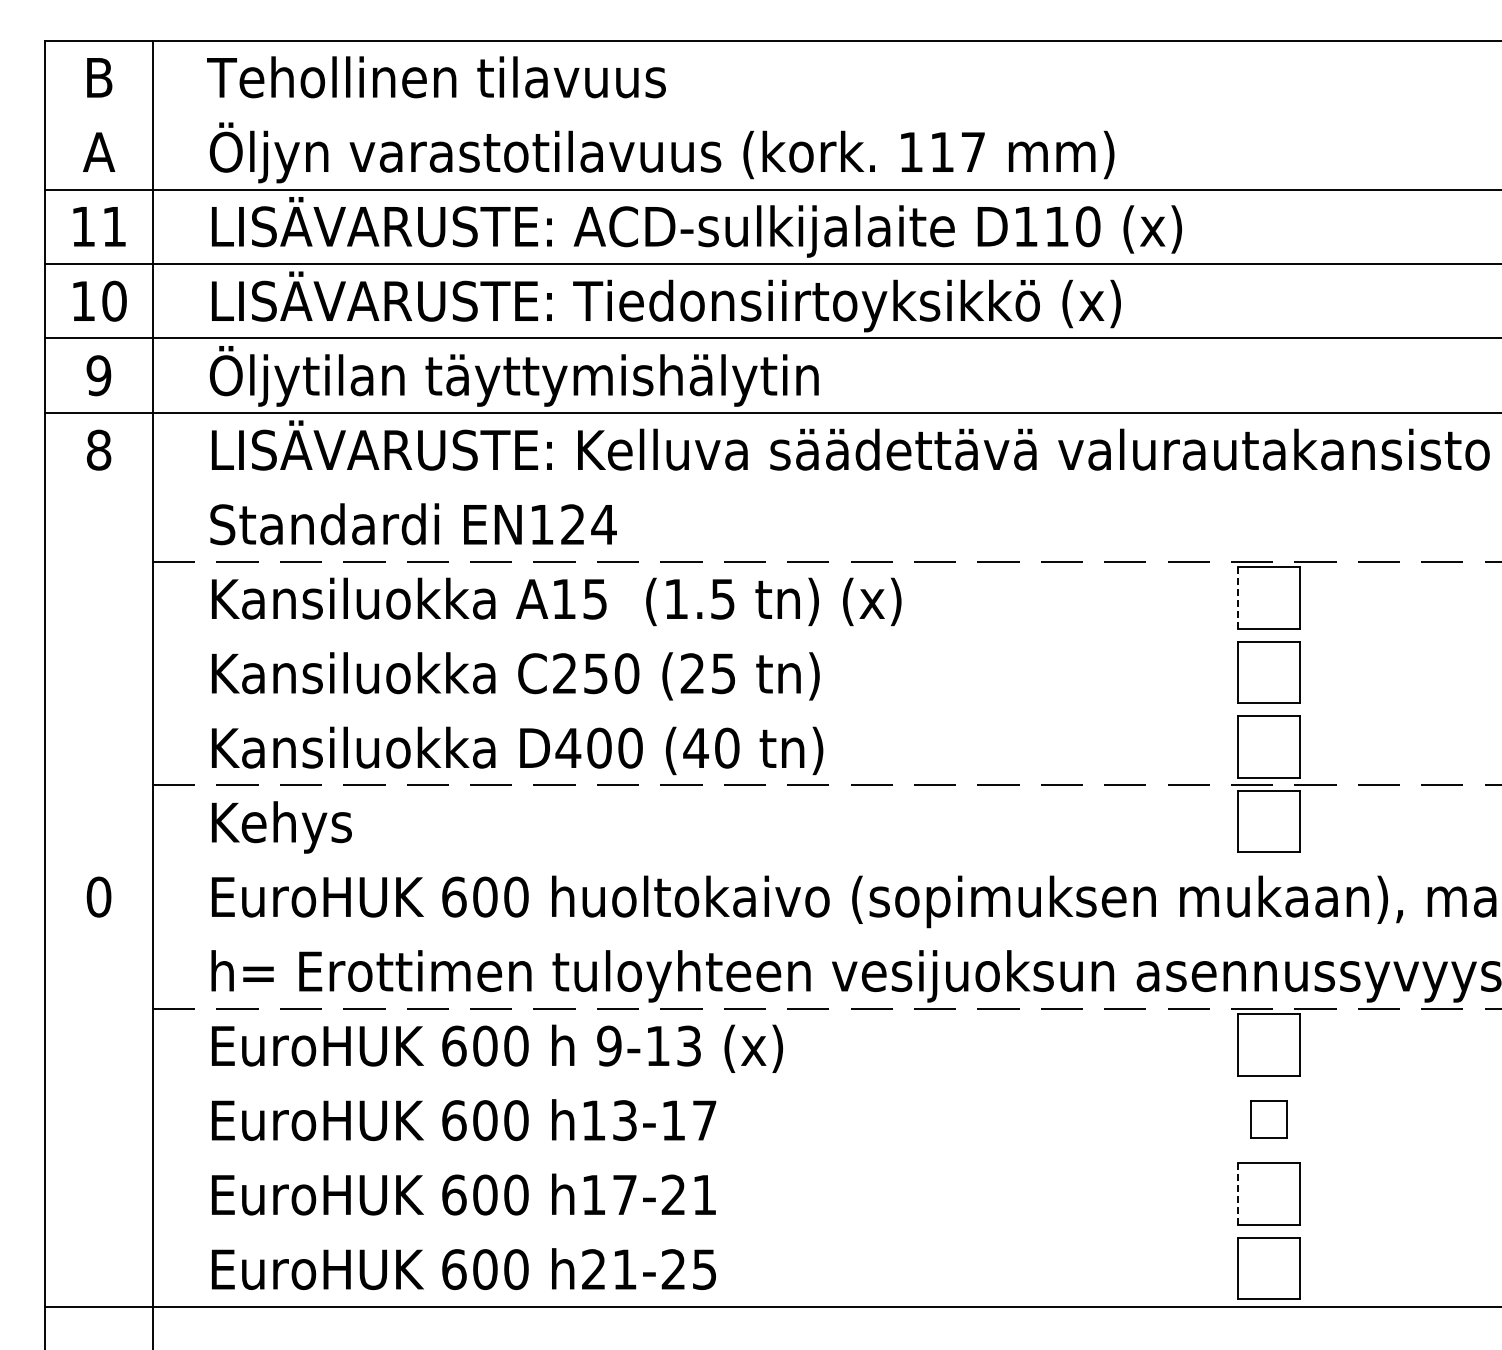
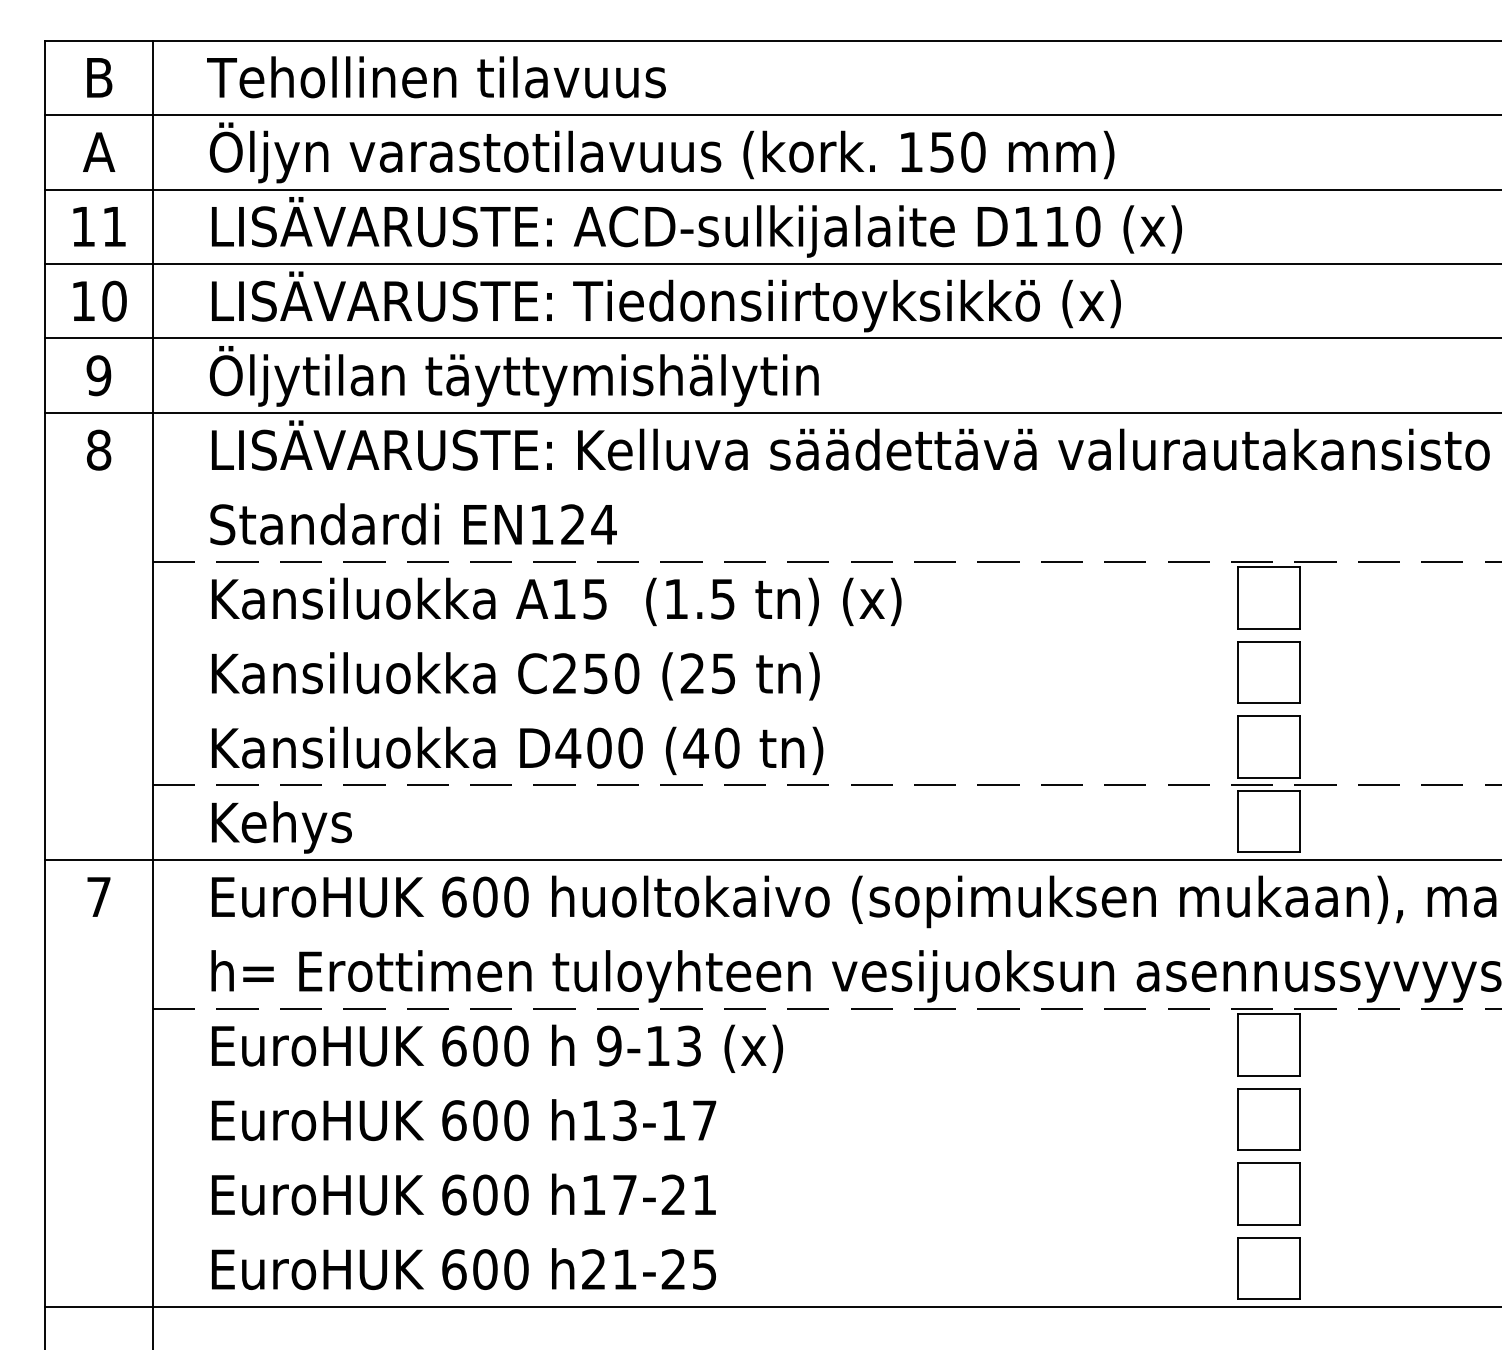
line: none -> present (771, 115)
text: 117 -> 150 (957, 151)
line: dashed -> solid (1238, 597)
line: none -> present (771, 859)
text: 0 -> 7 (98, 896)
part size: 38x39 px -> 64x63 px (1268, 1119)
line: dashed -> solid (1238, 1193)
